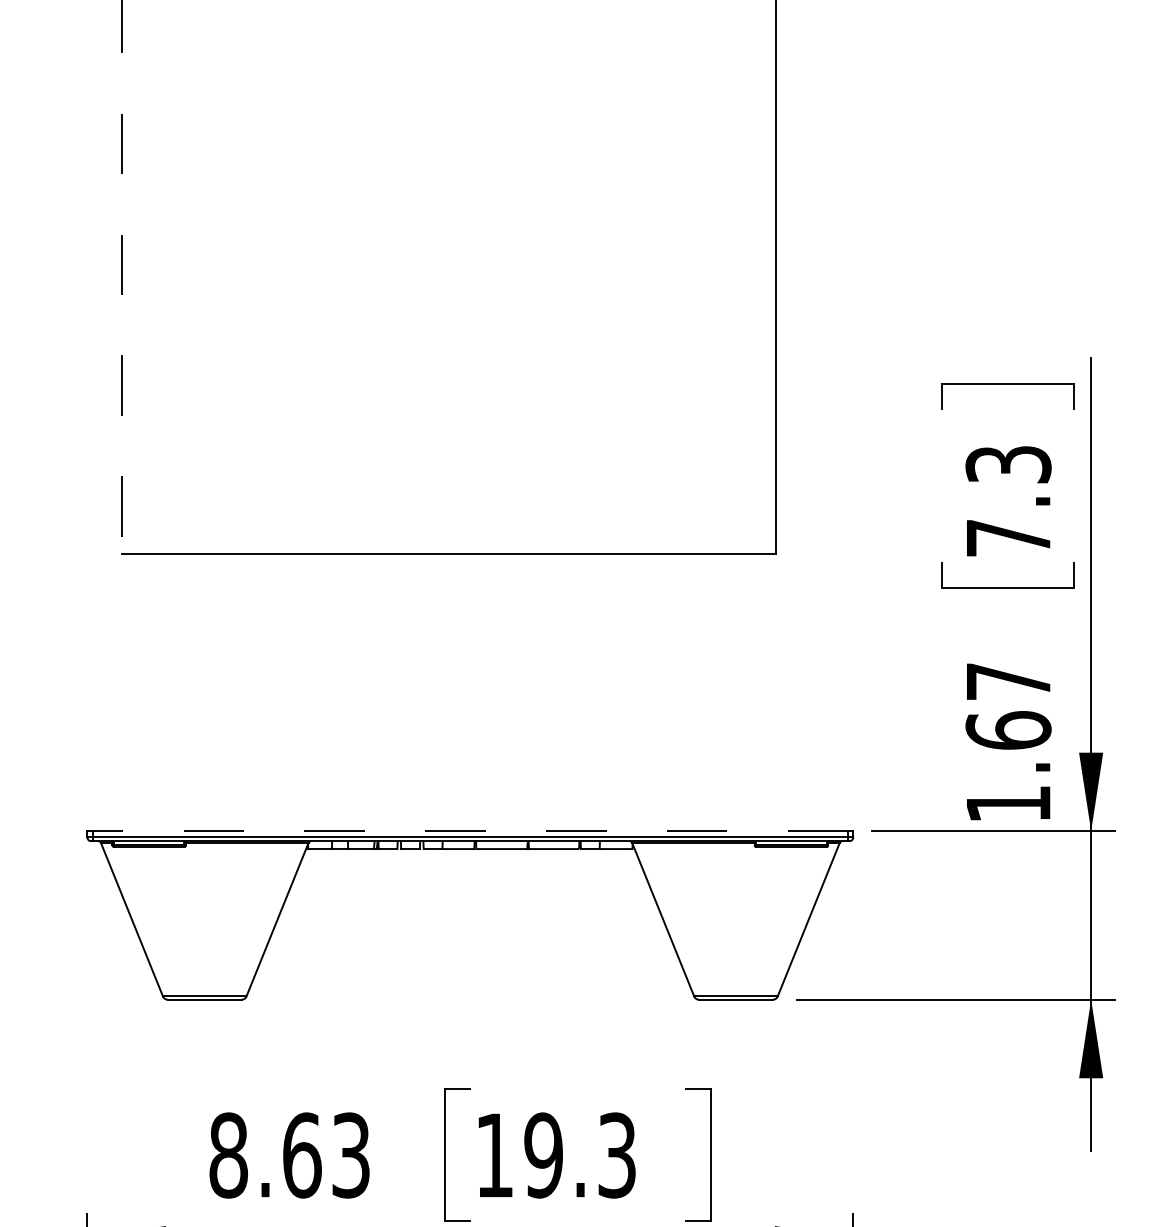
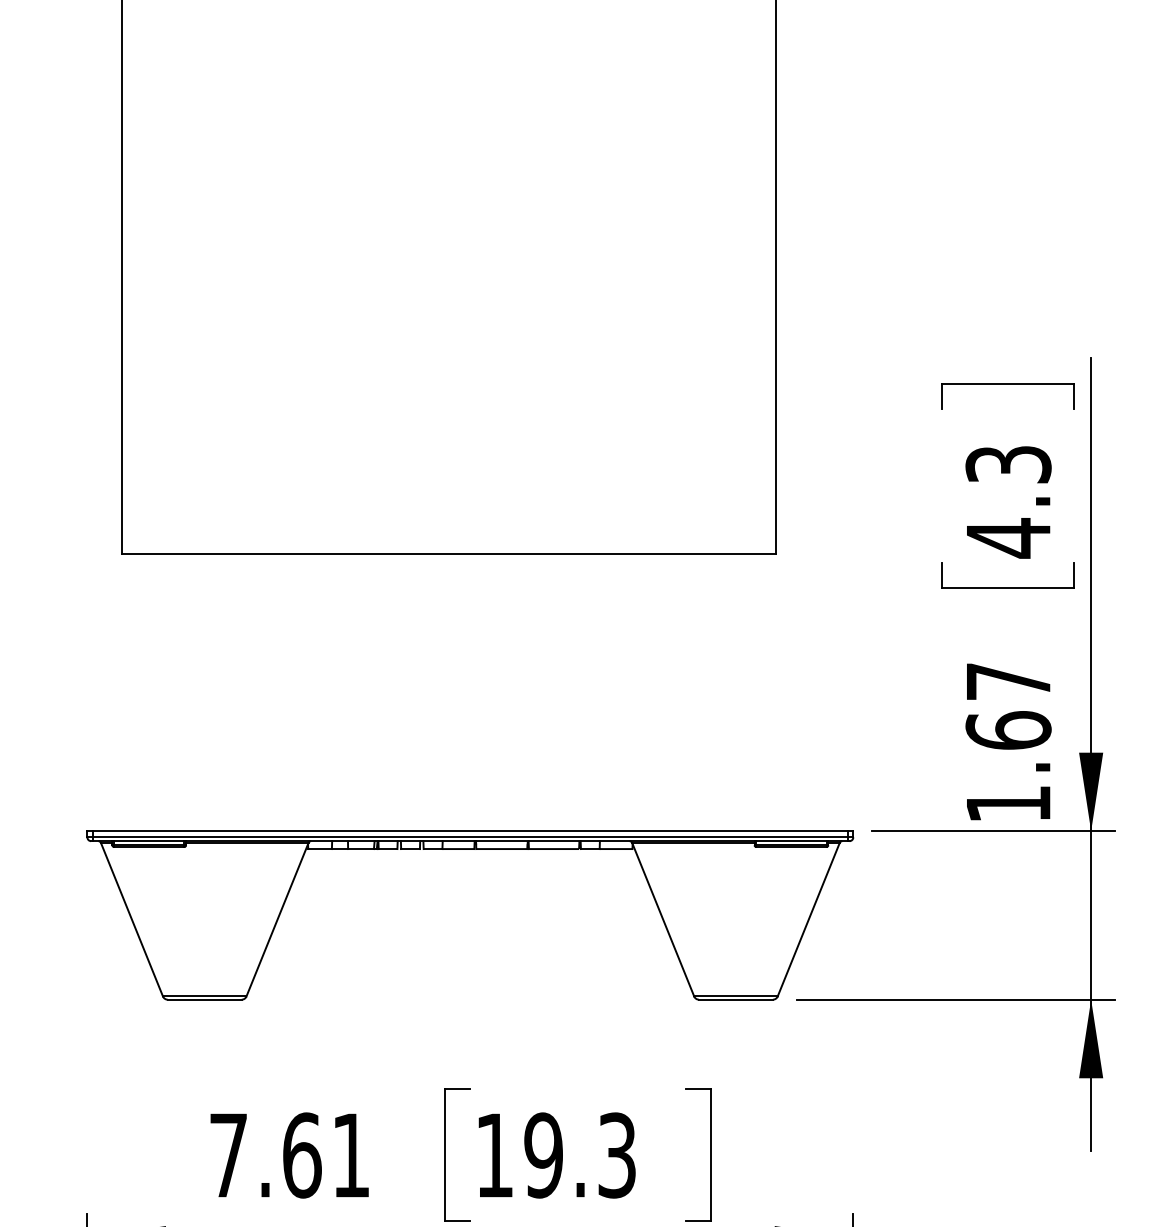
line: dashed -> solid (122, 277)
text: 7.3 -> 4.3 (1008, 538)
line: dashed -> solid (470, 831)
text: 8.63 -> 7.61 (289, 1155)
